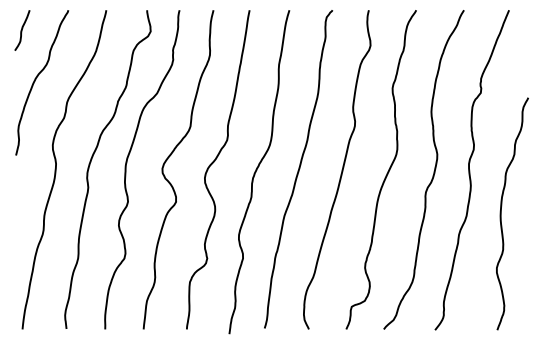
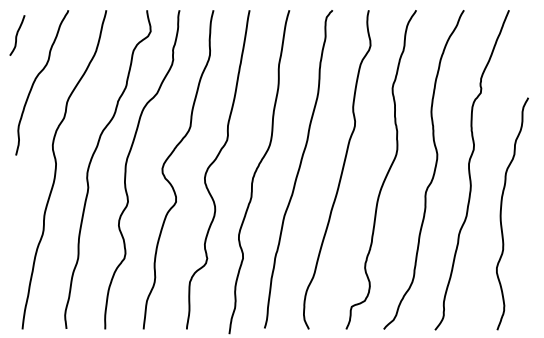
curve position: (22, 30) -> (17, 35) (17, 35)
